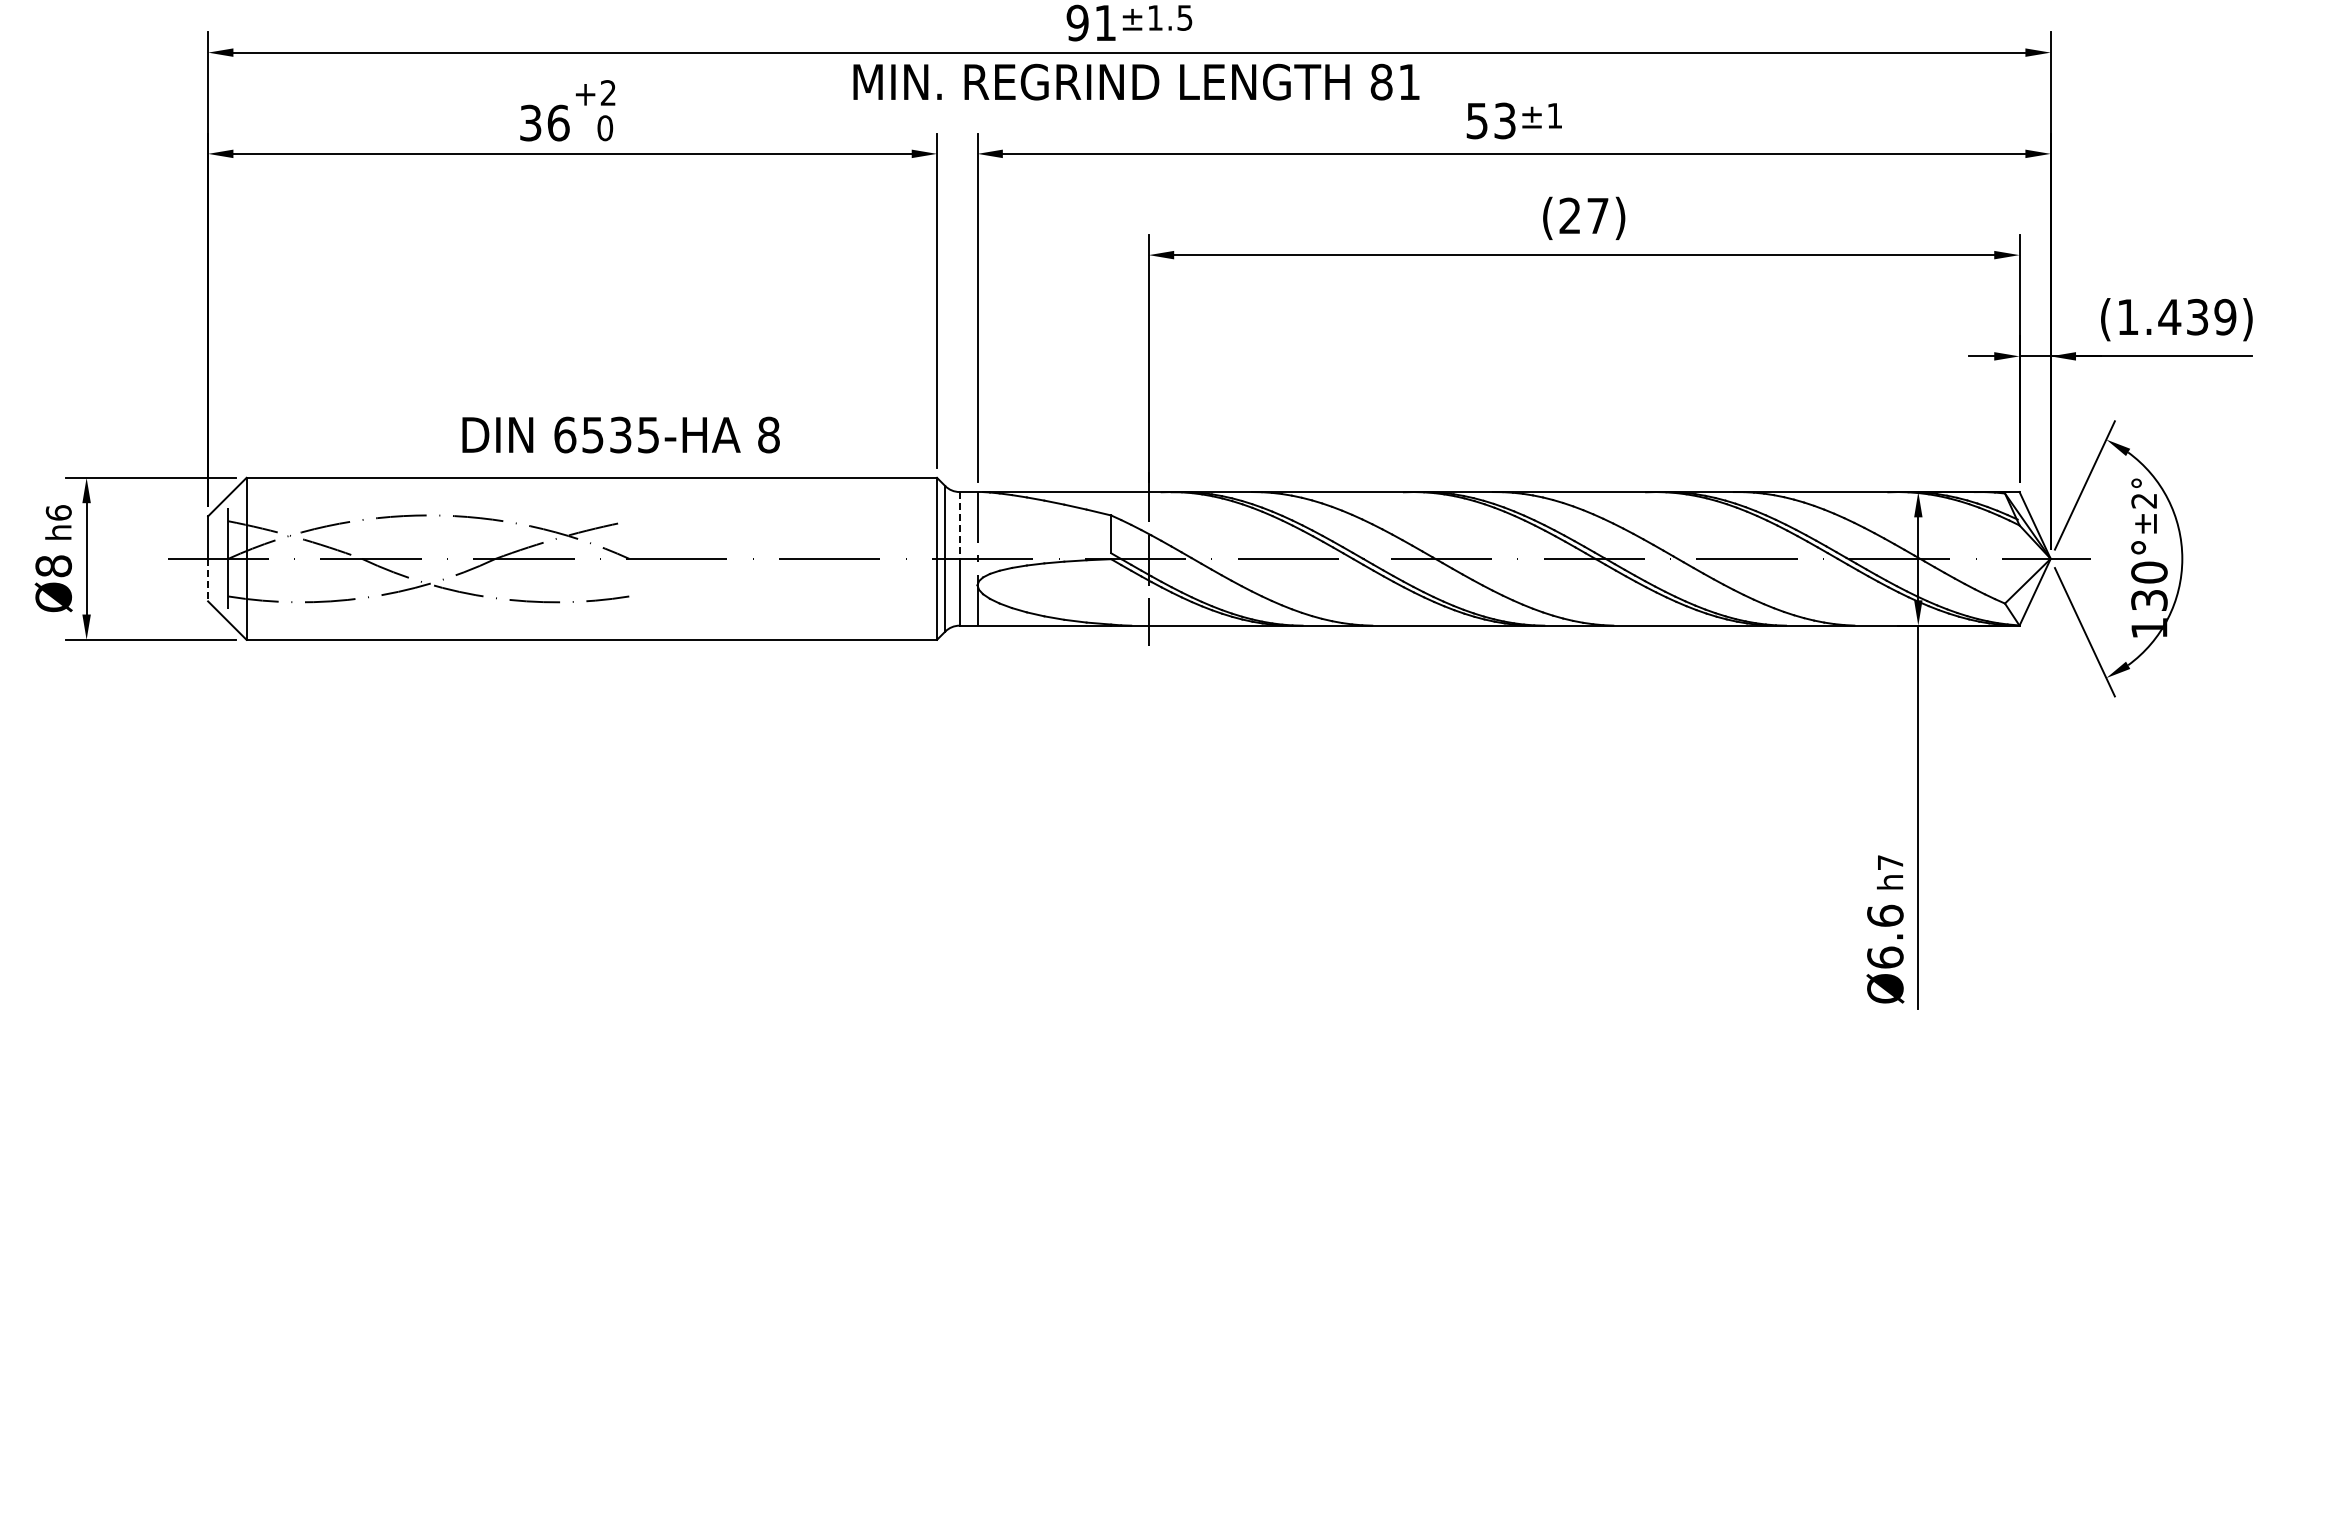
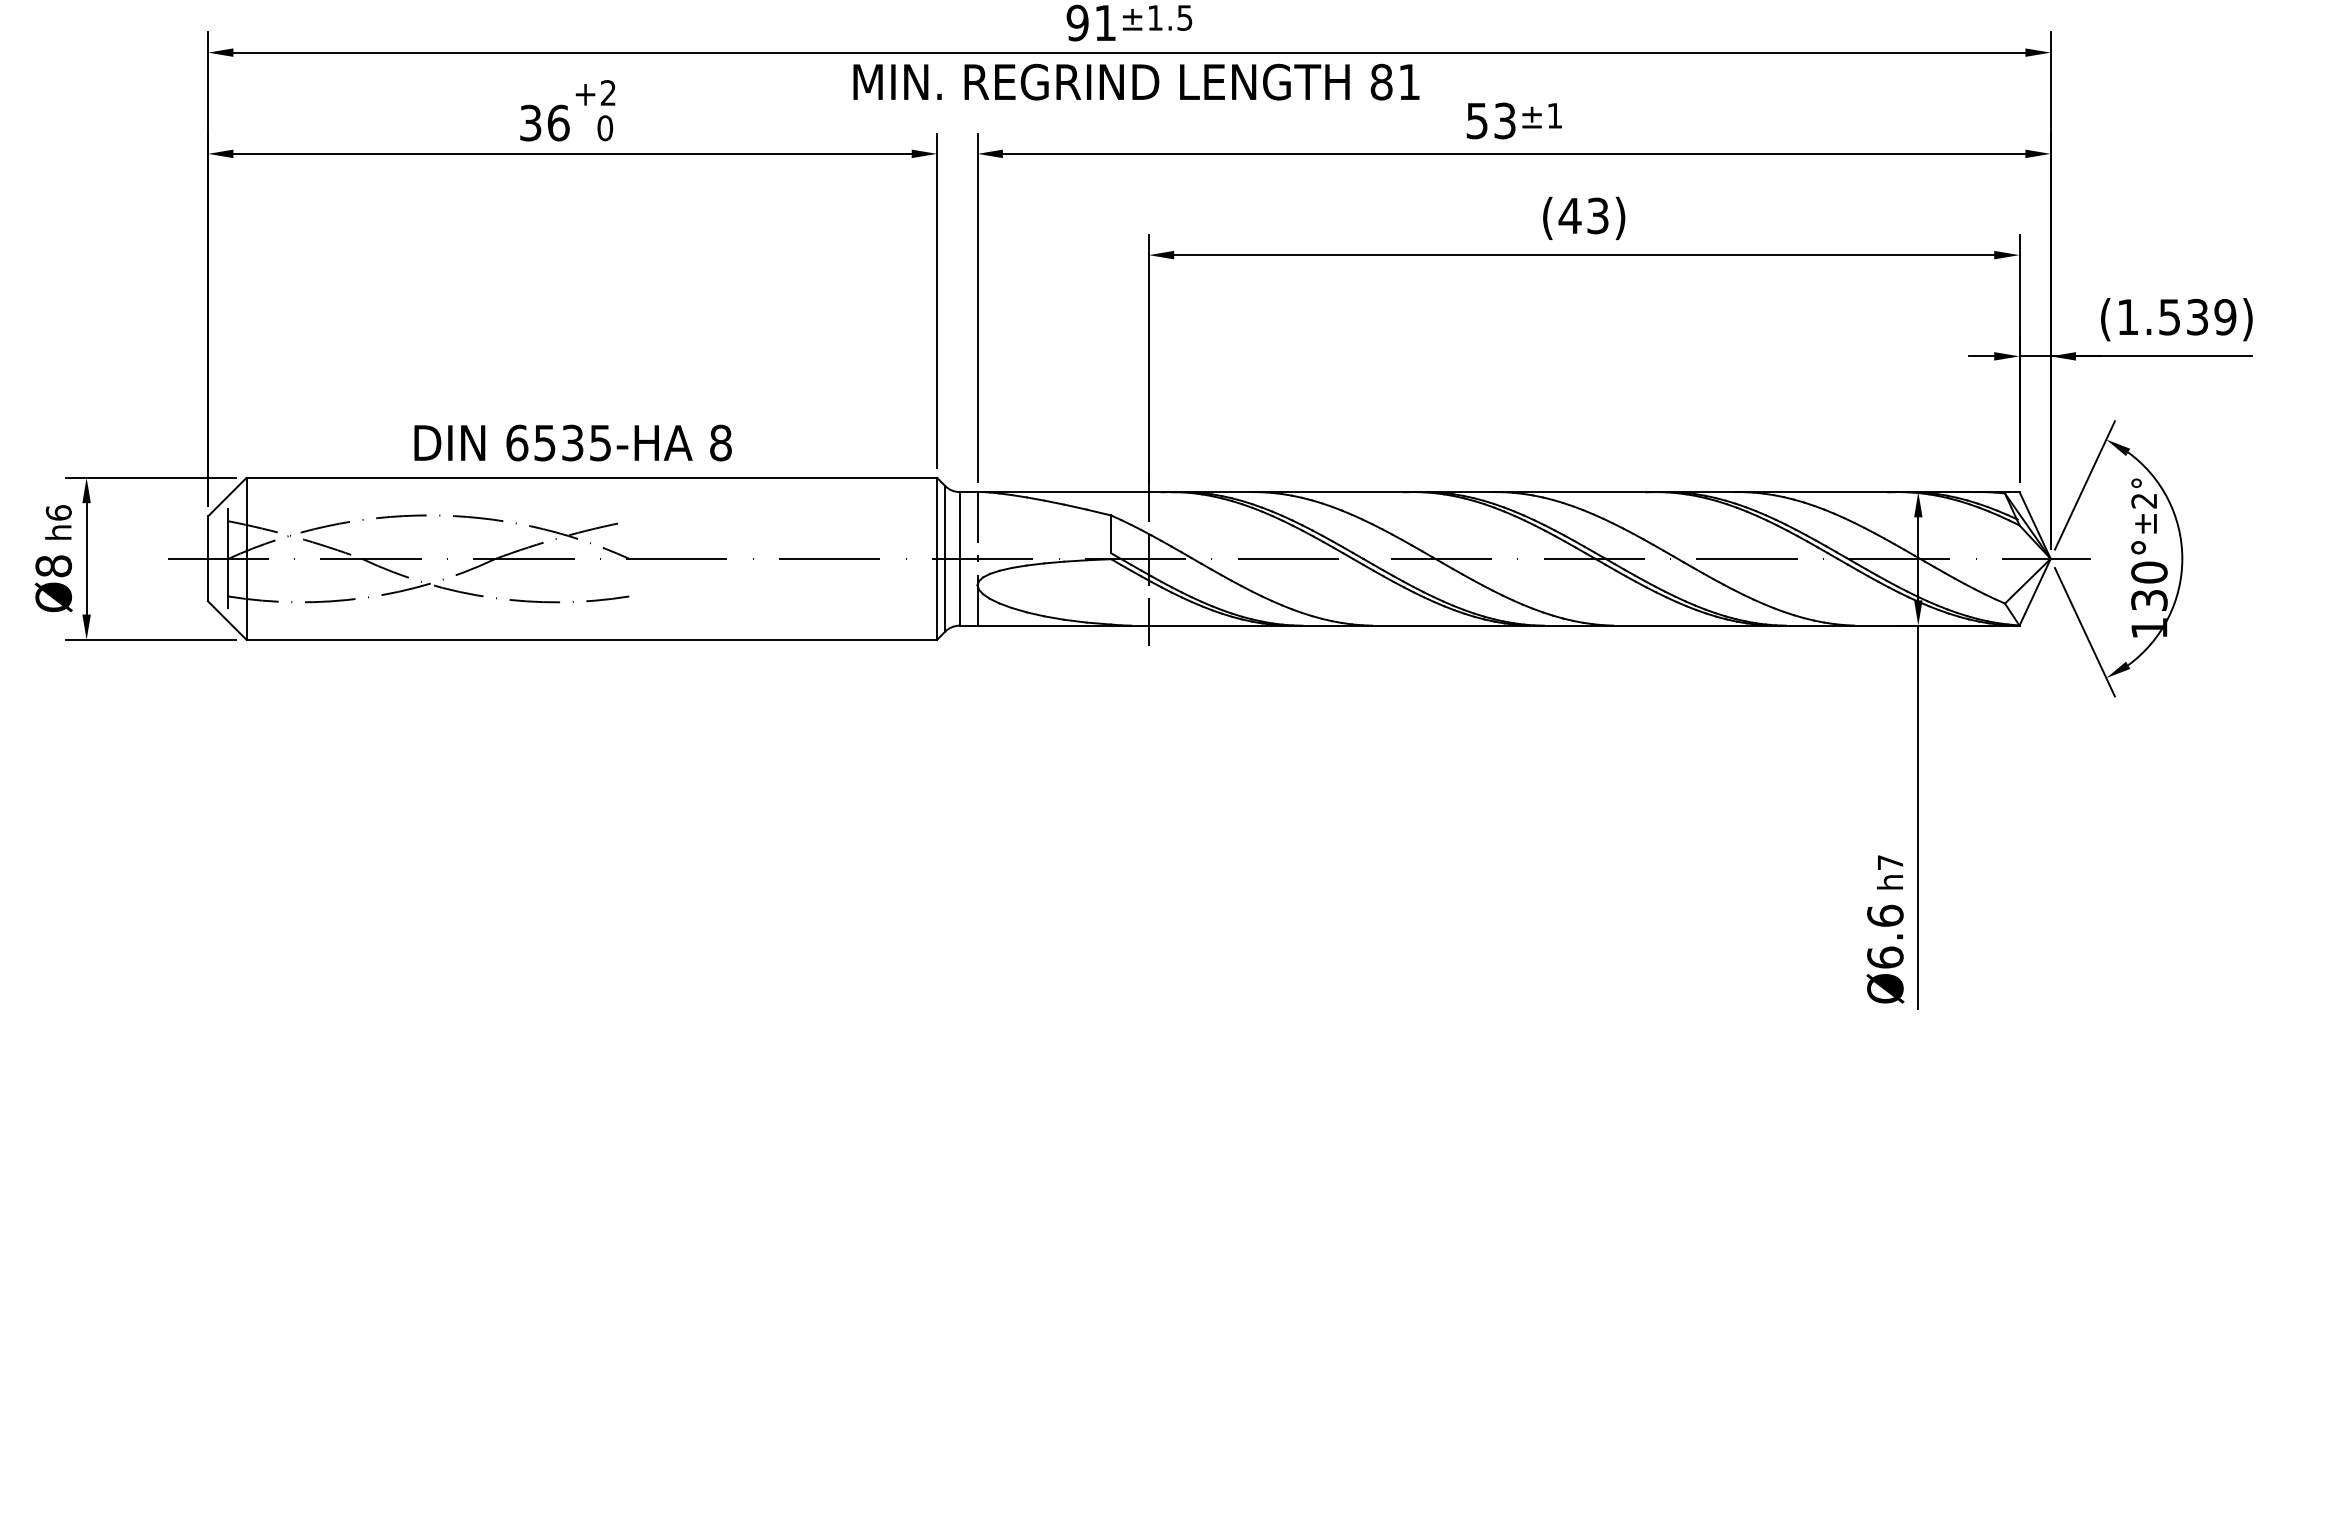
text: (27) -> (43) (1583, 215)
text: (1.439) -> (1.539) (2169, 317)
text position: (620, 434) -> (572, 442) (572, 442)
line: dashed -> solid (959, 525)
line: dashed -> solid (208, 580)
